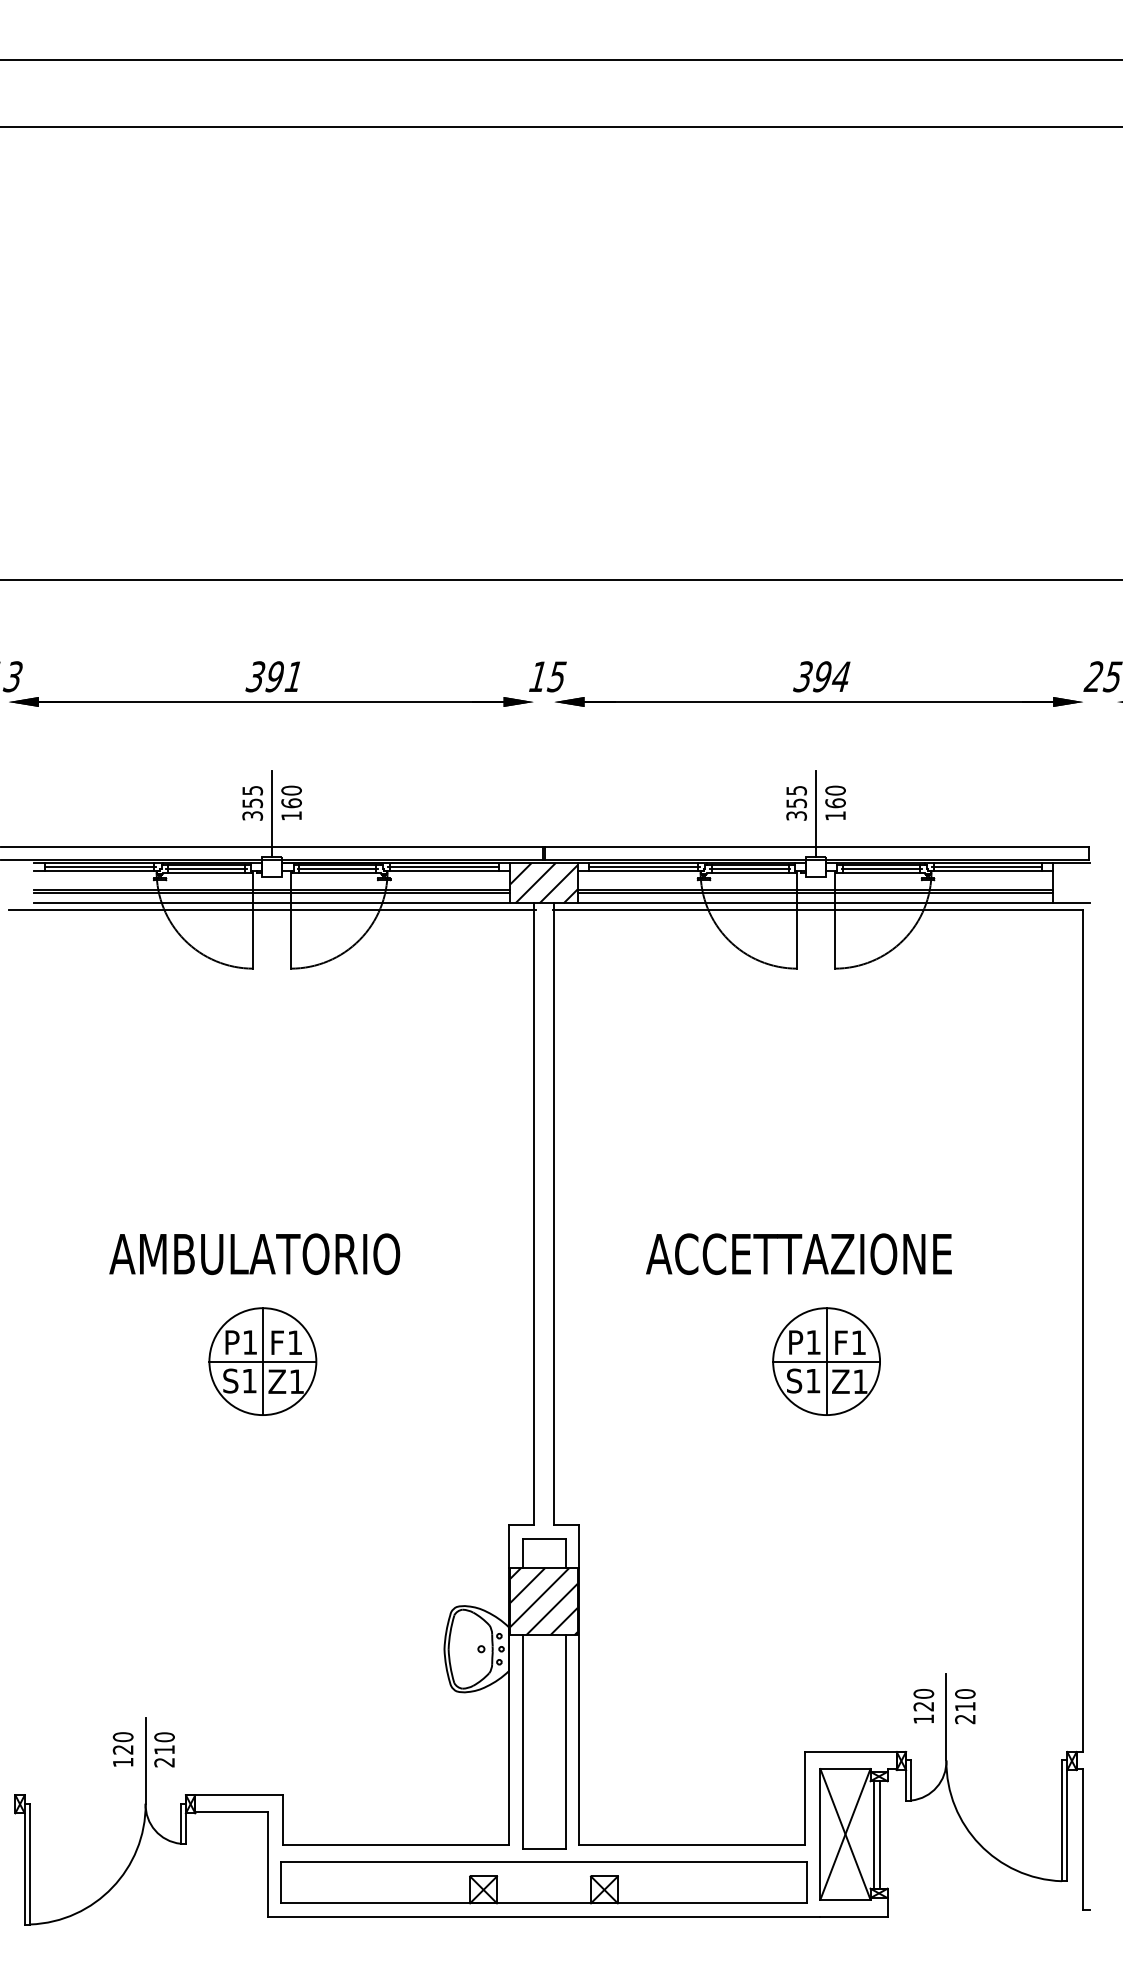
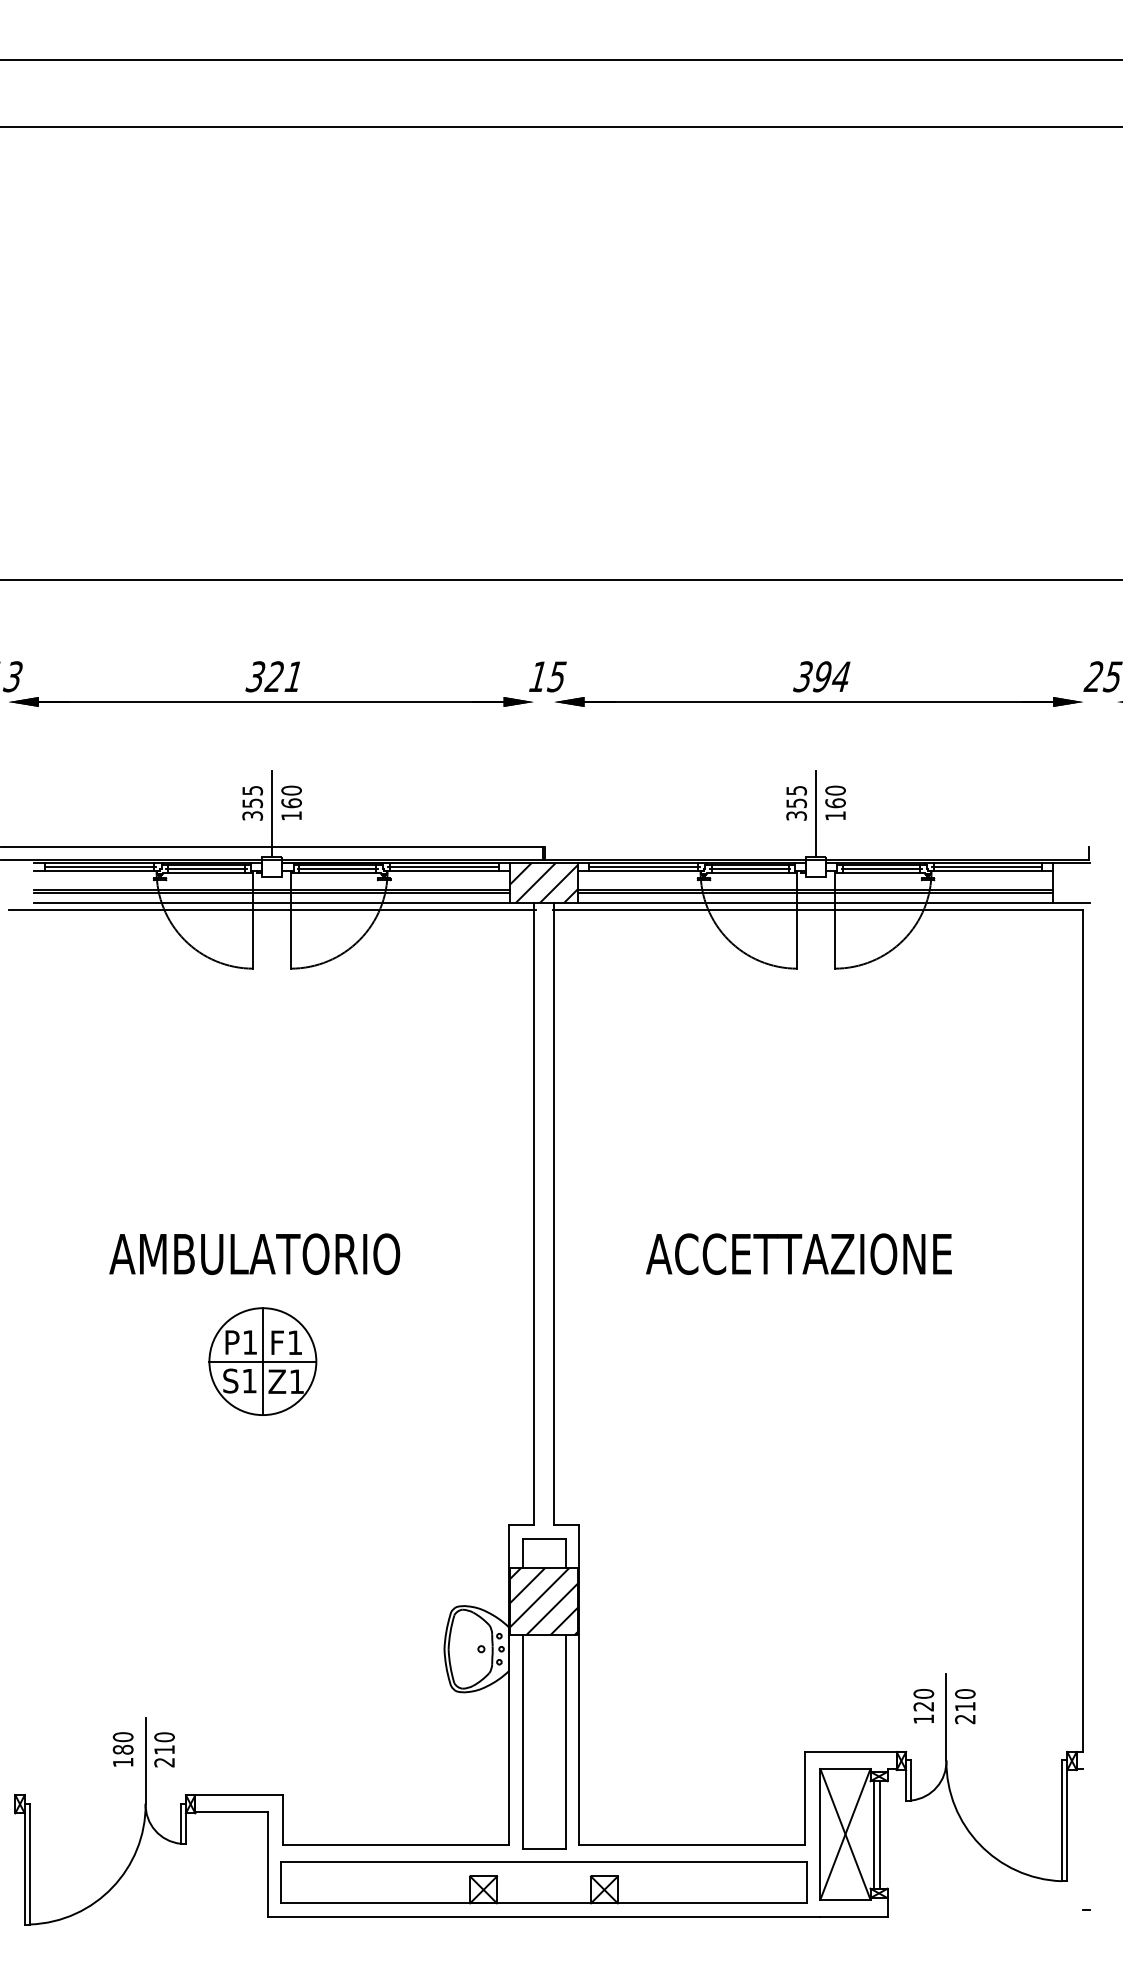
text: 391 -> 321 (273, 676)
line: present -> none (816, 846)
part: present -> none (826, 1361)
text: 120 -> 180 (123, 1749)
line: present -> none (1083, 1839)
